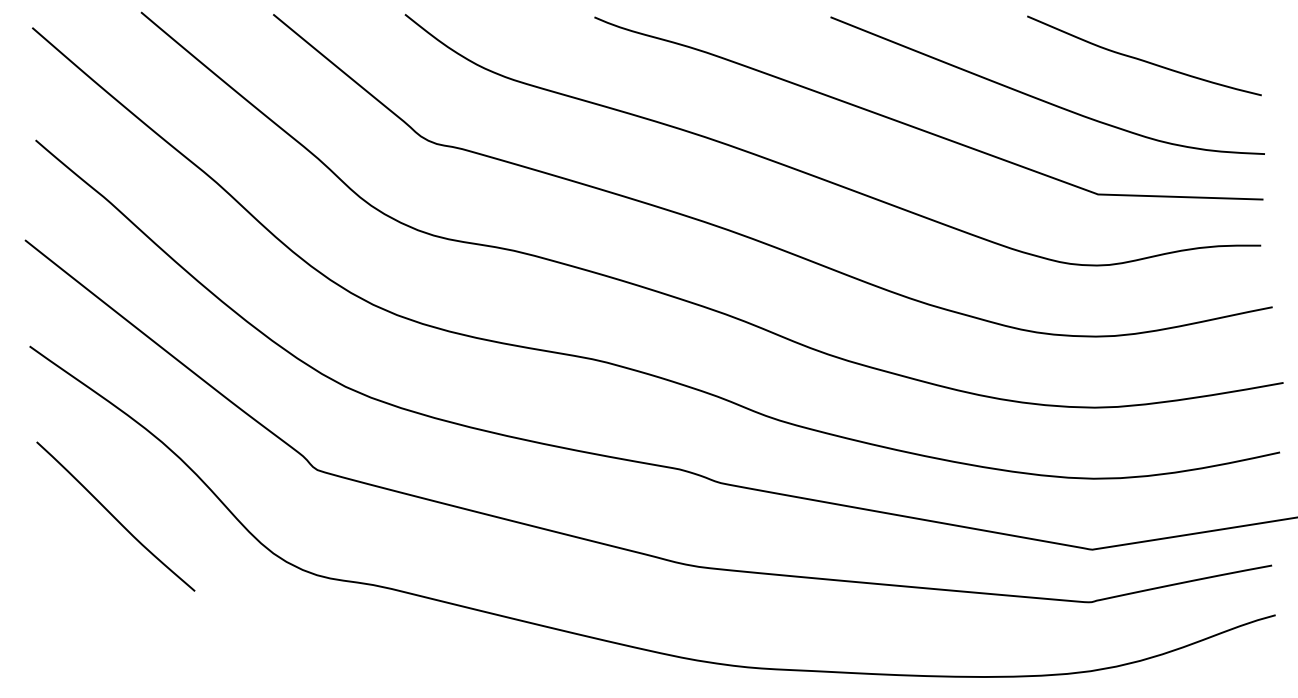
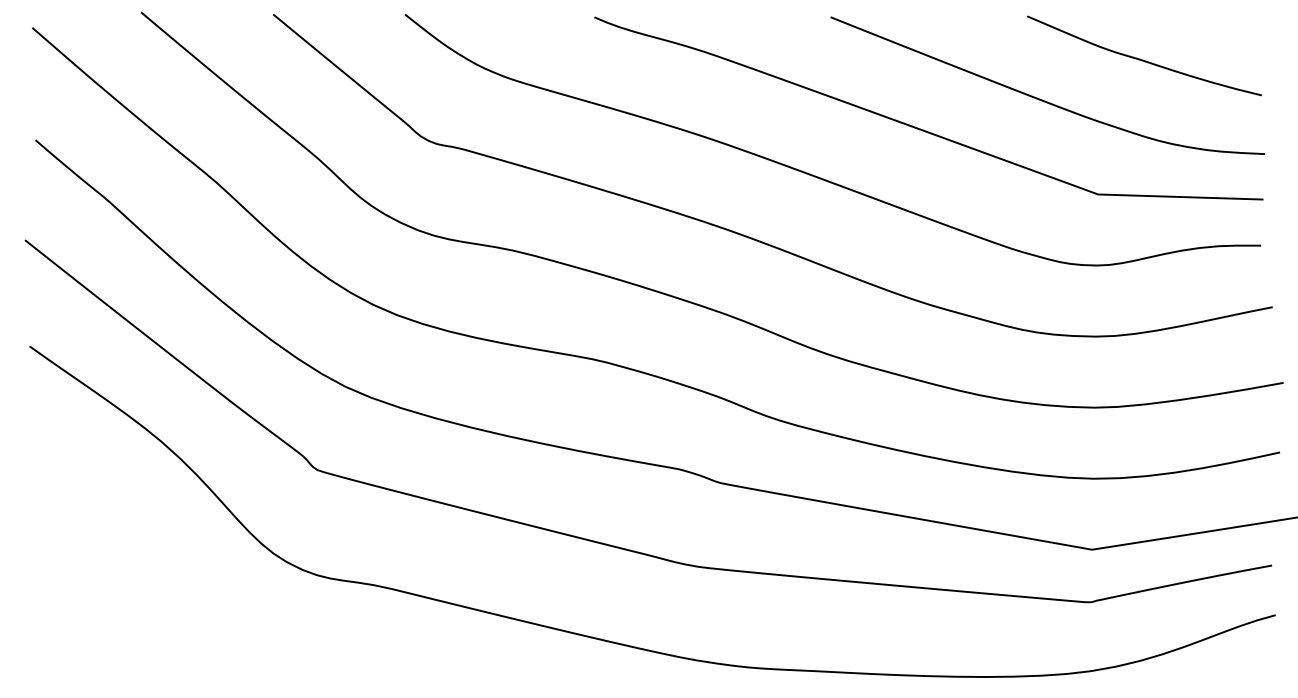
curve: present -> none (114, 516)
